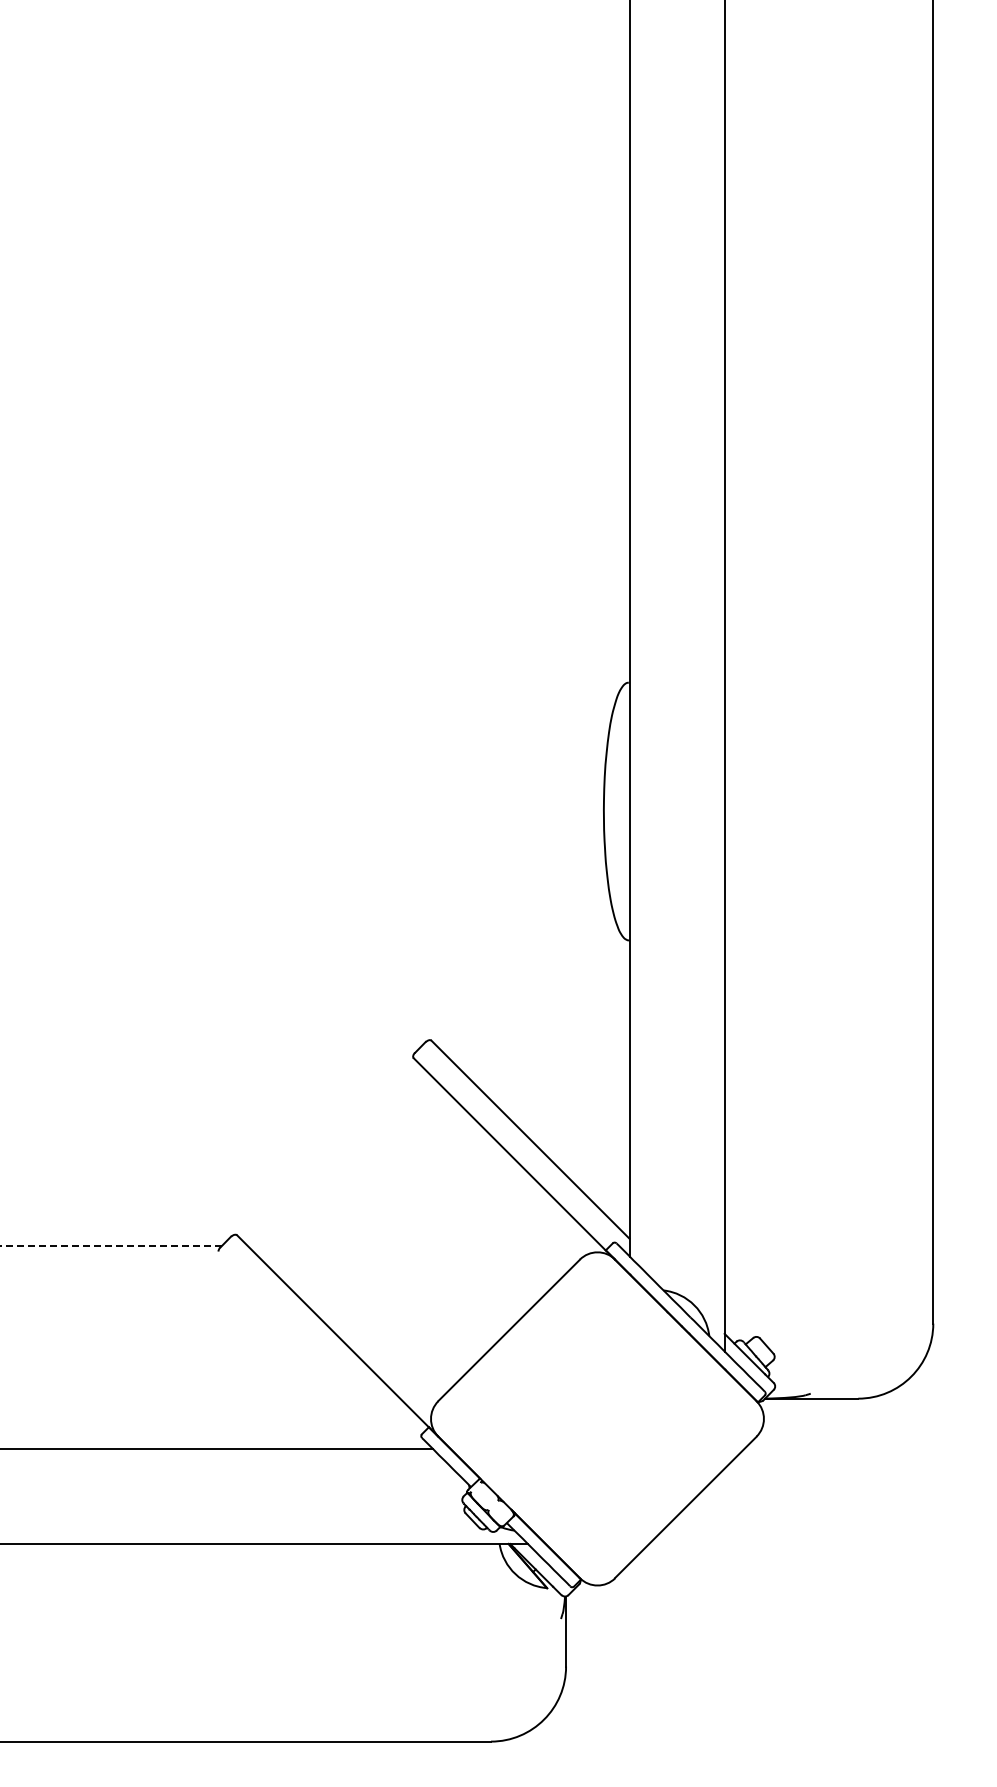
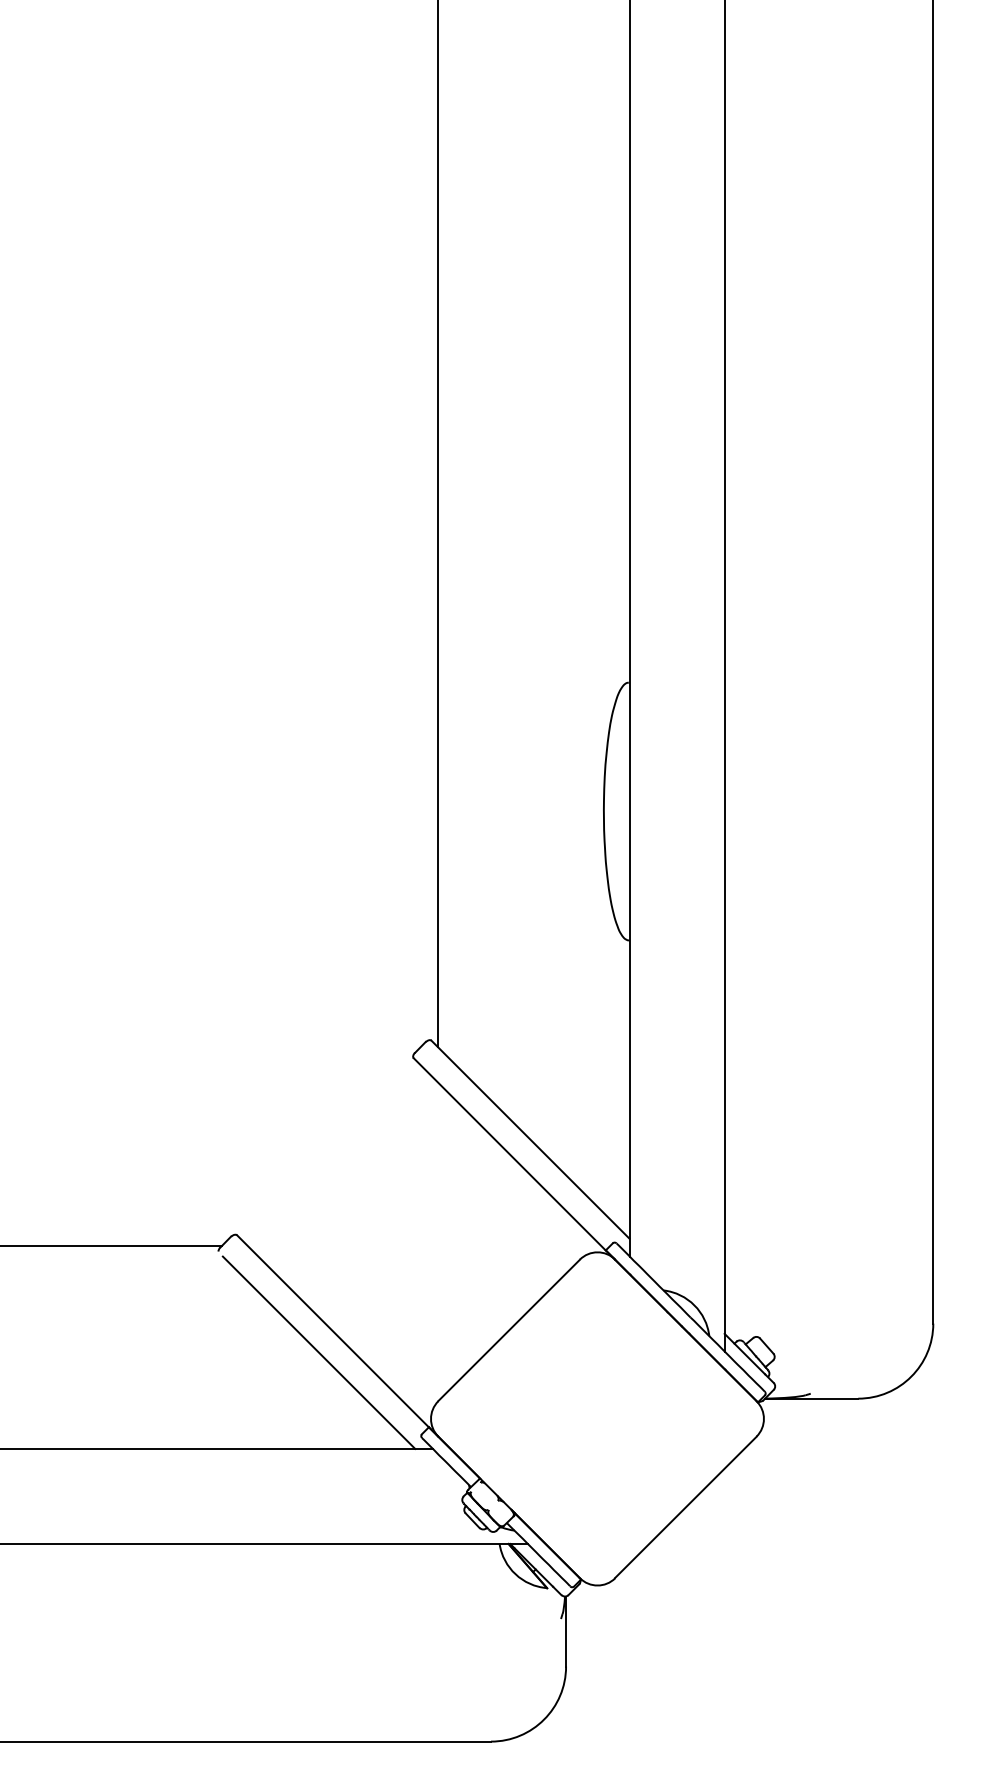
line: none -> present (438, 524)
line: dashed -> solid (110, 1246)
line: none -> present (318, 1352)
